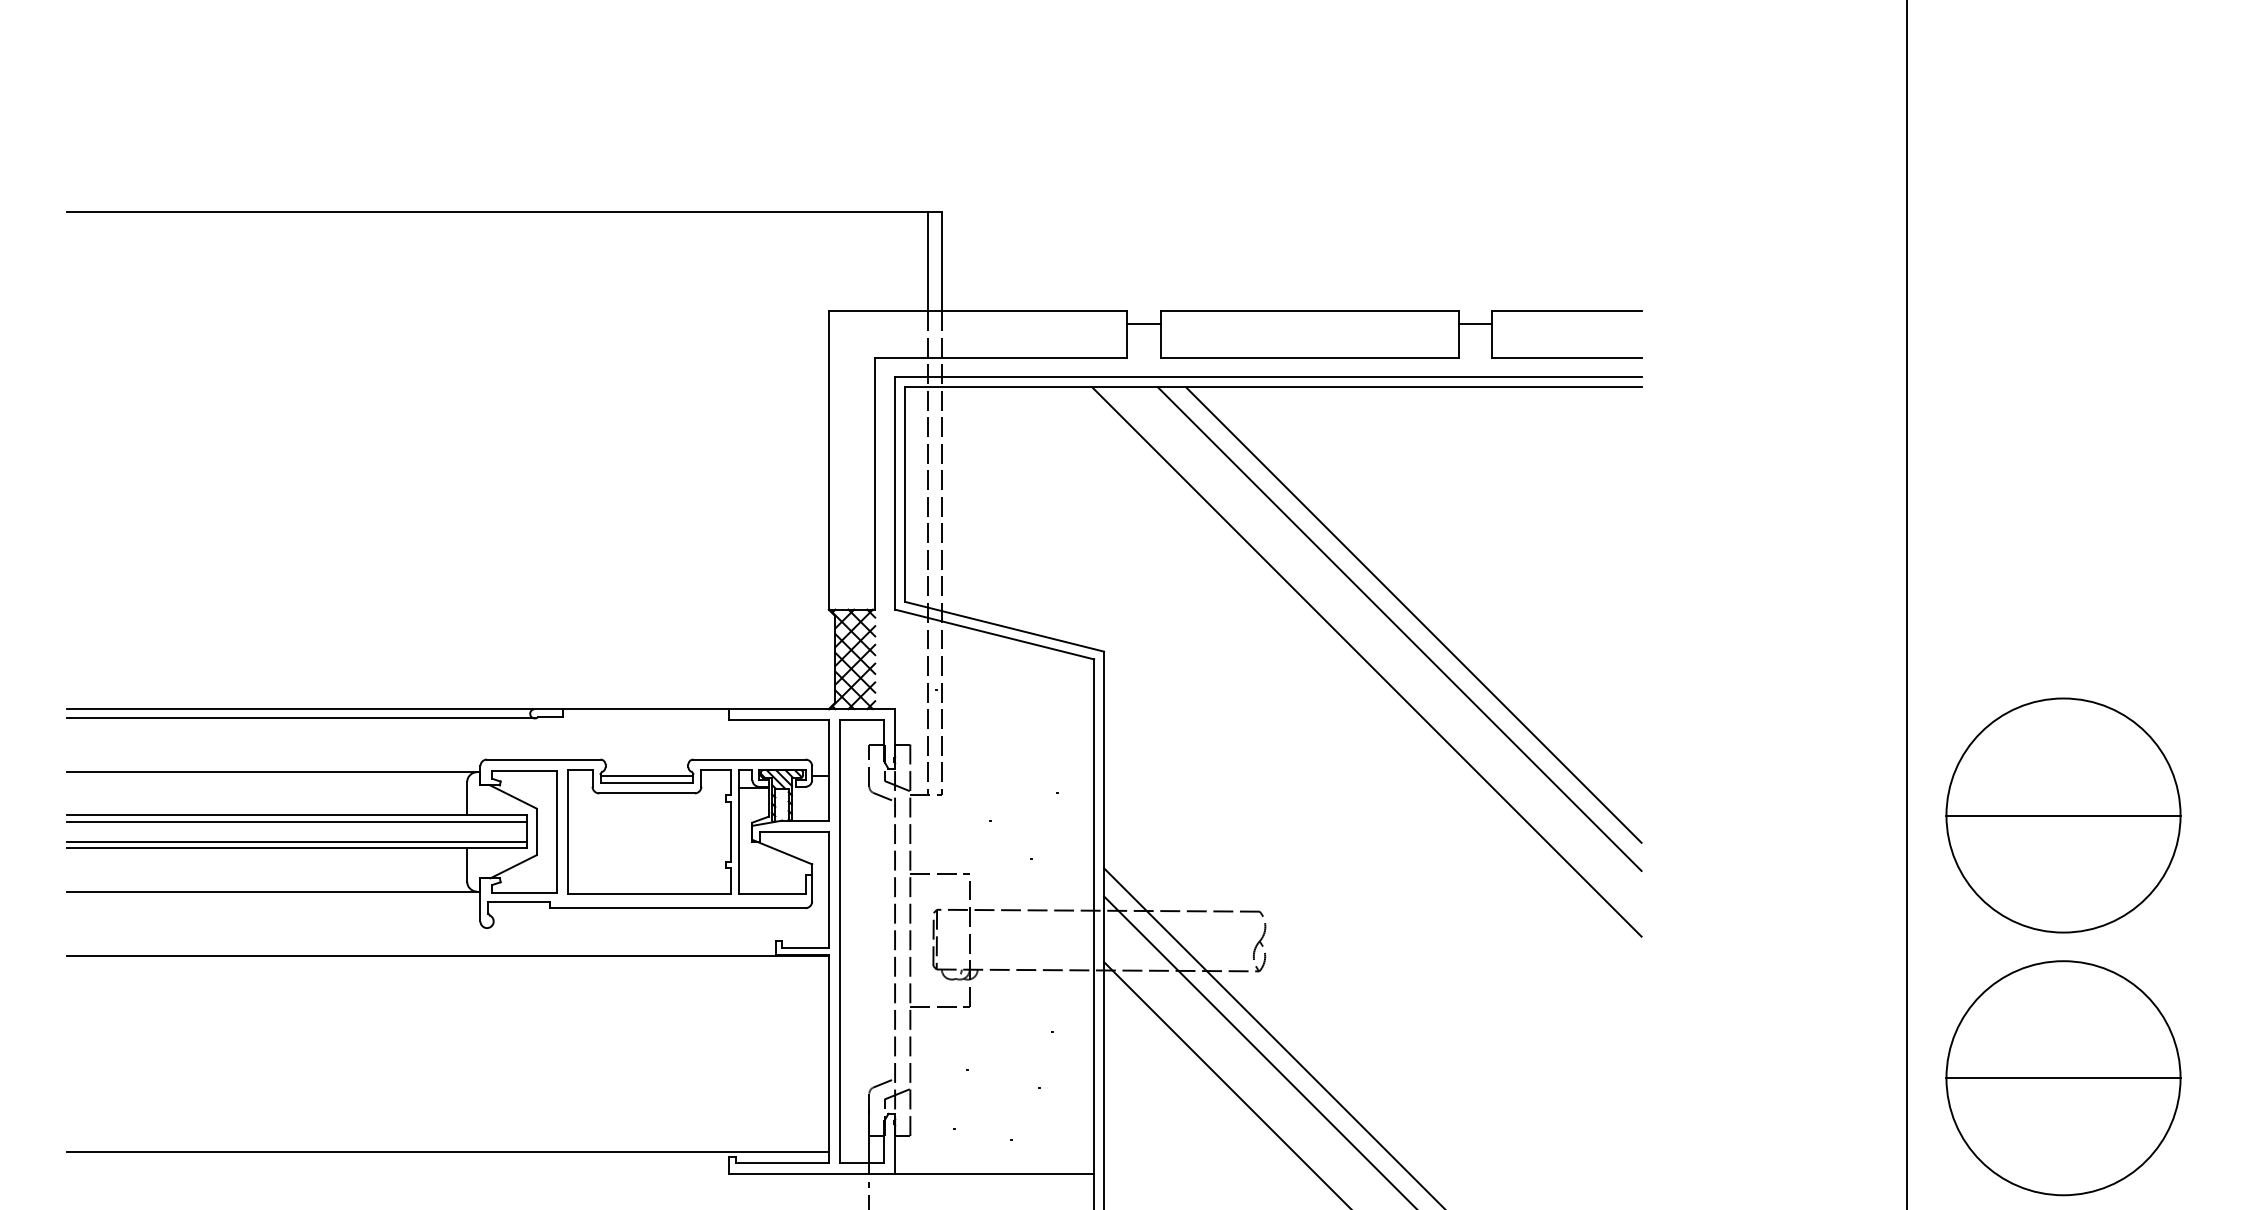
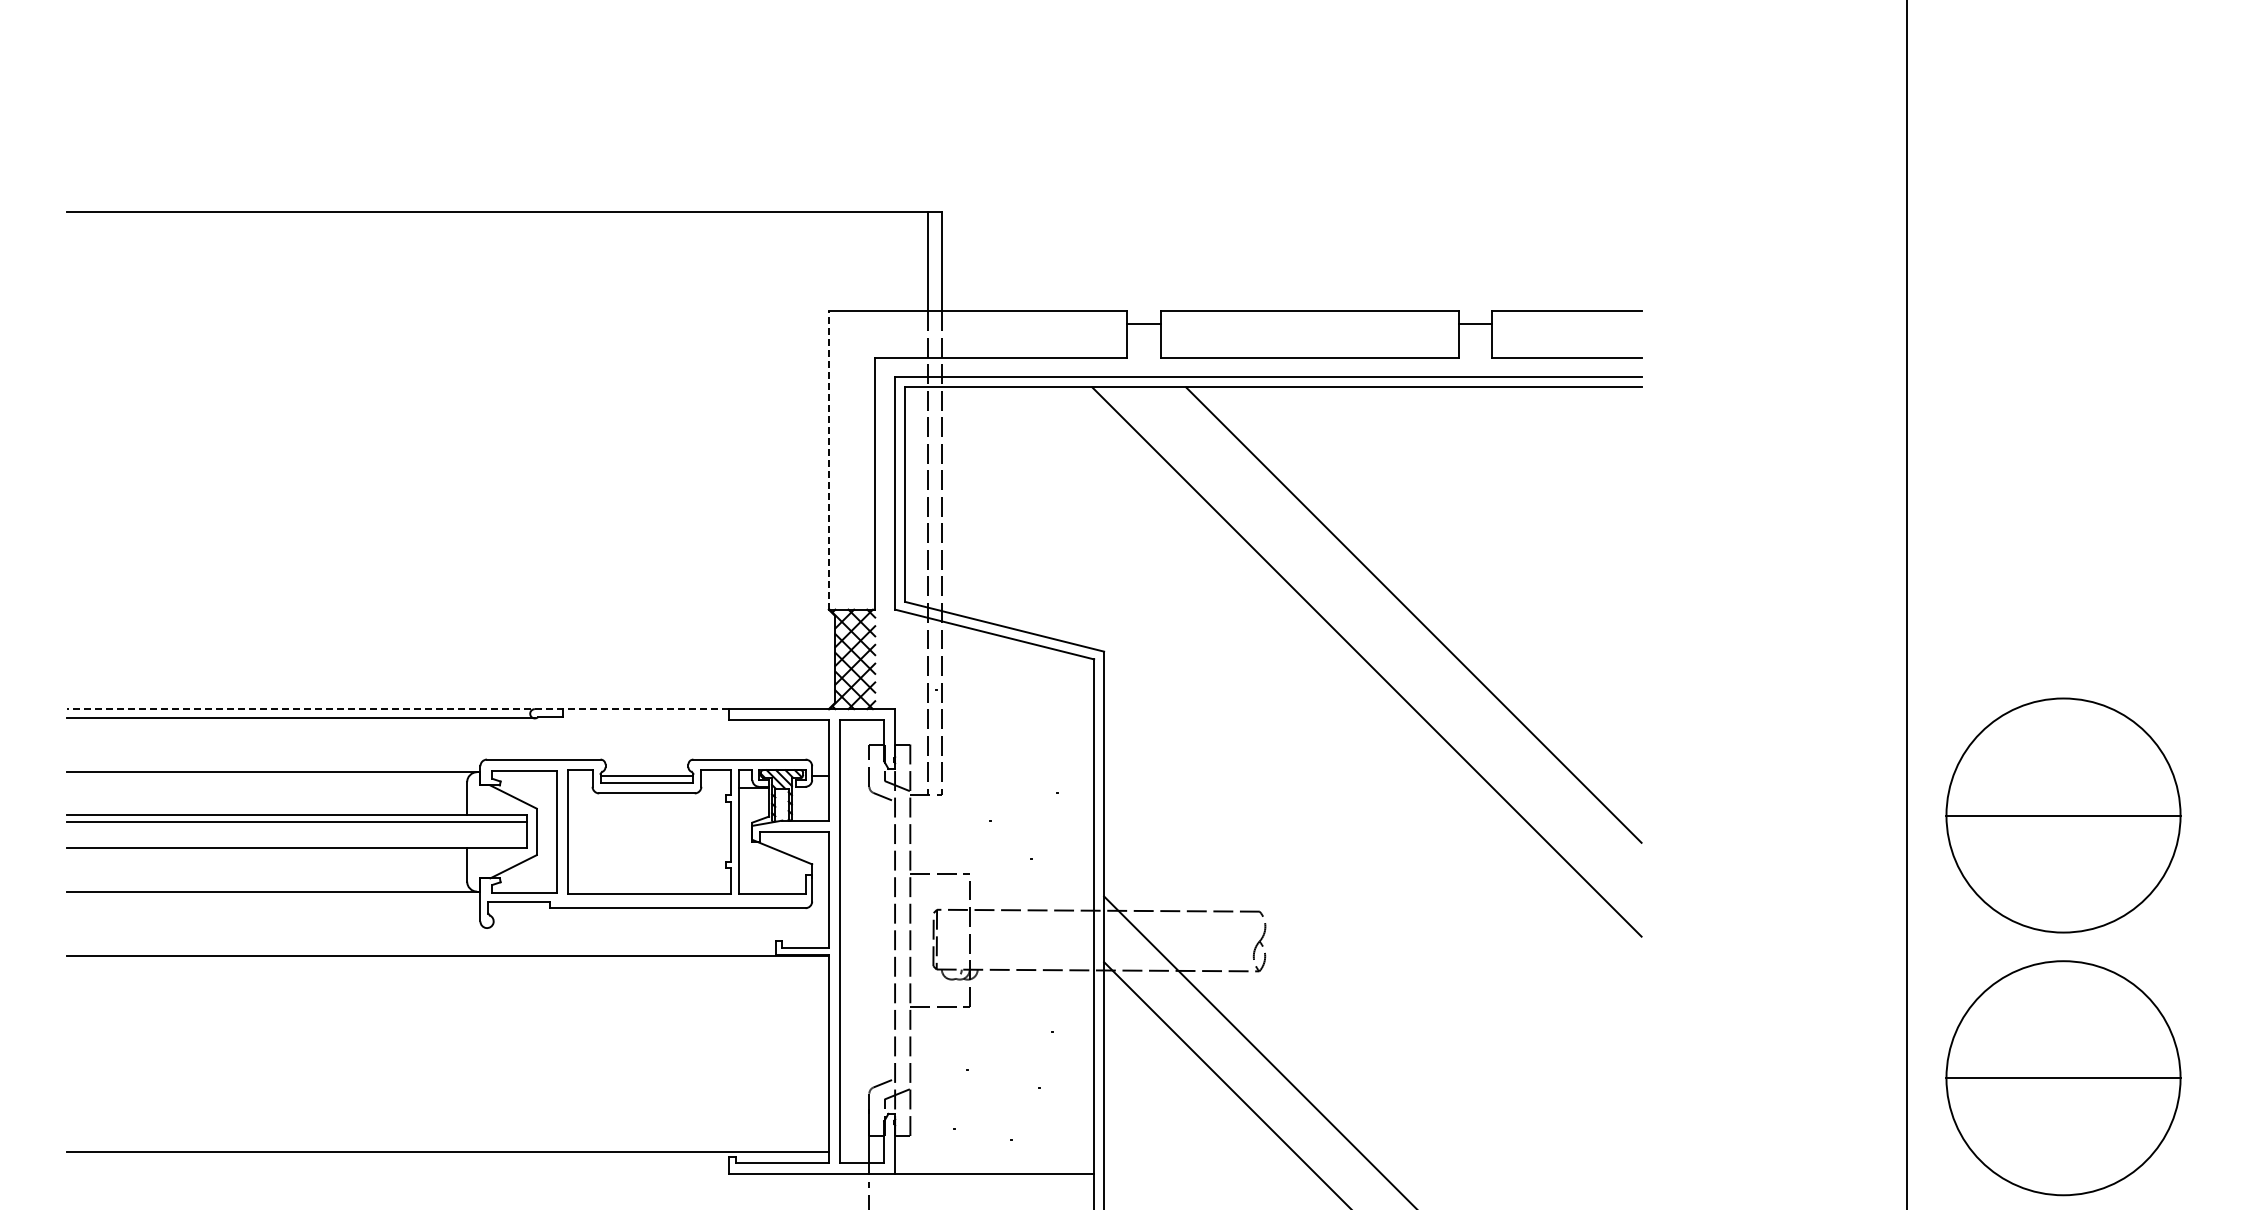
line: solid -> dashed (828, 459)
line: present -> none (1399, 628)
line: solid -> dashed (398, 709)
line: present -> none (296, 841)
line: present -> none (1273, 1037)
